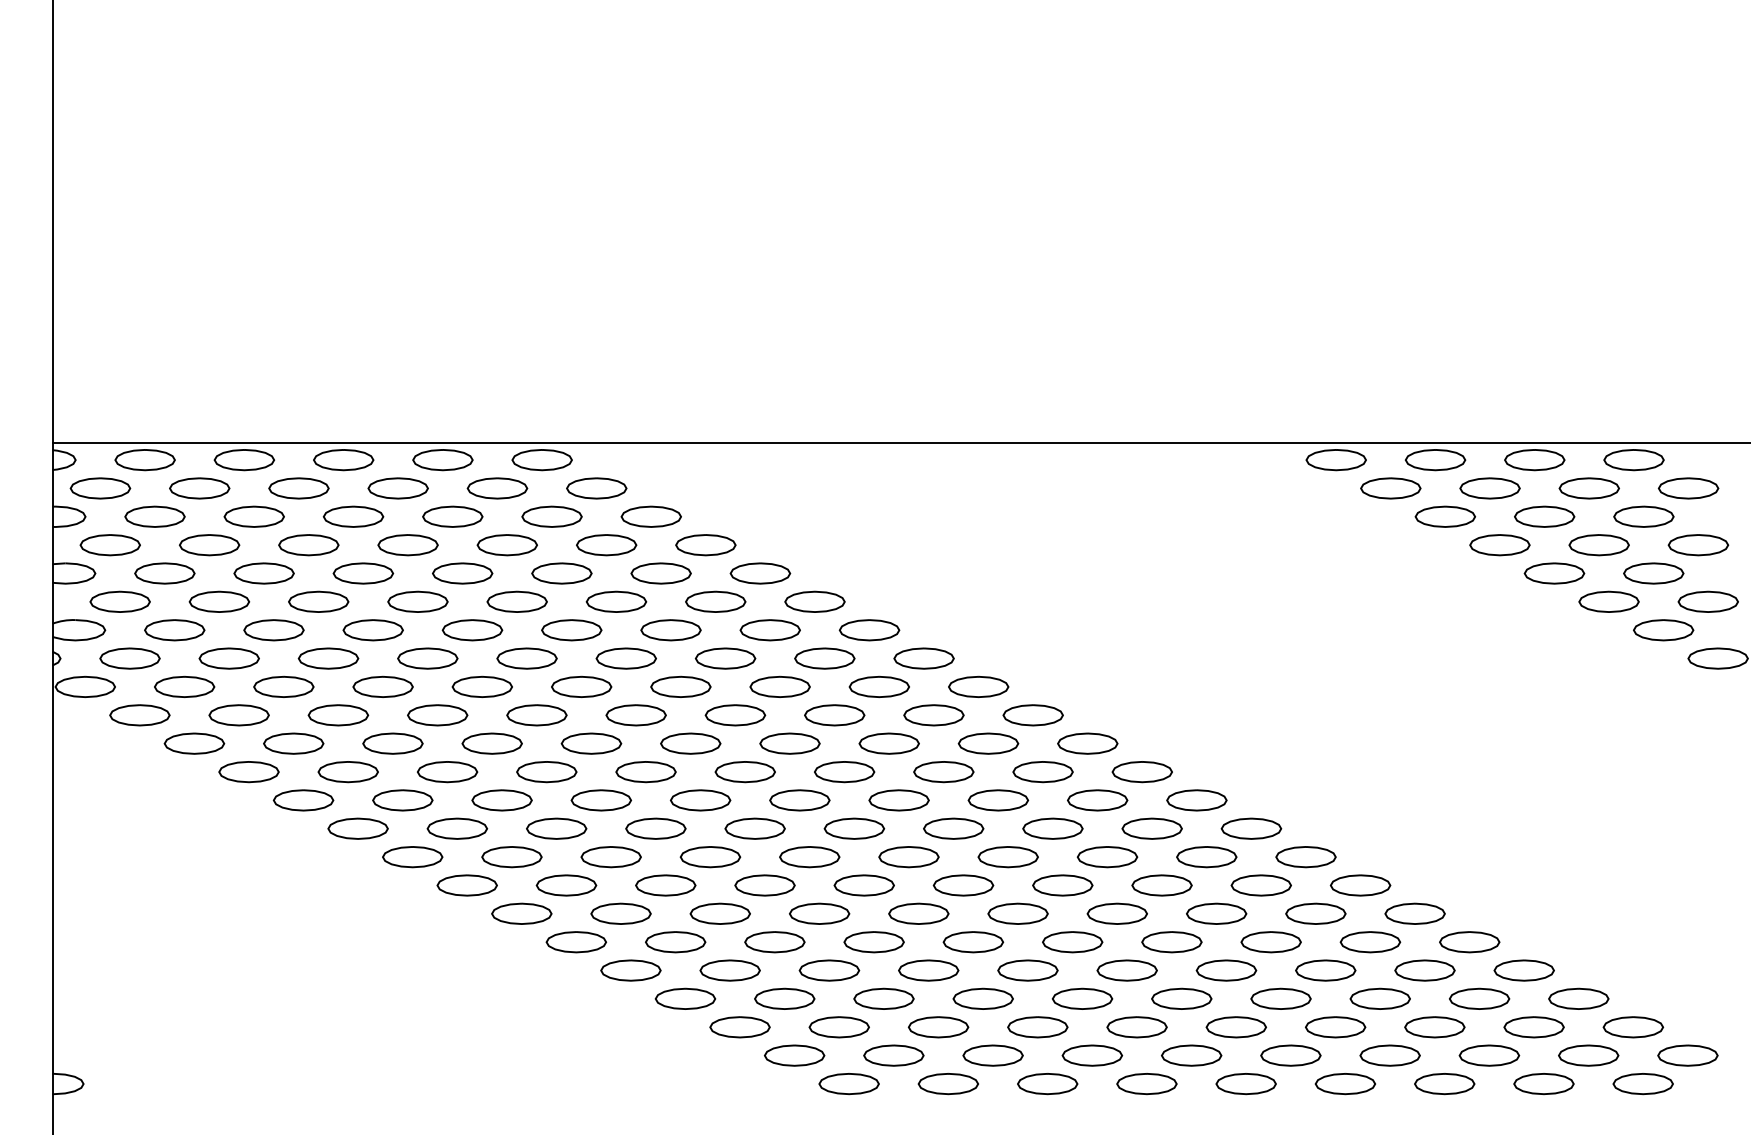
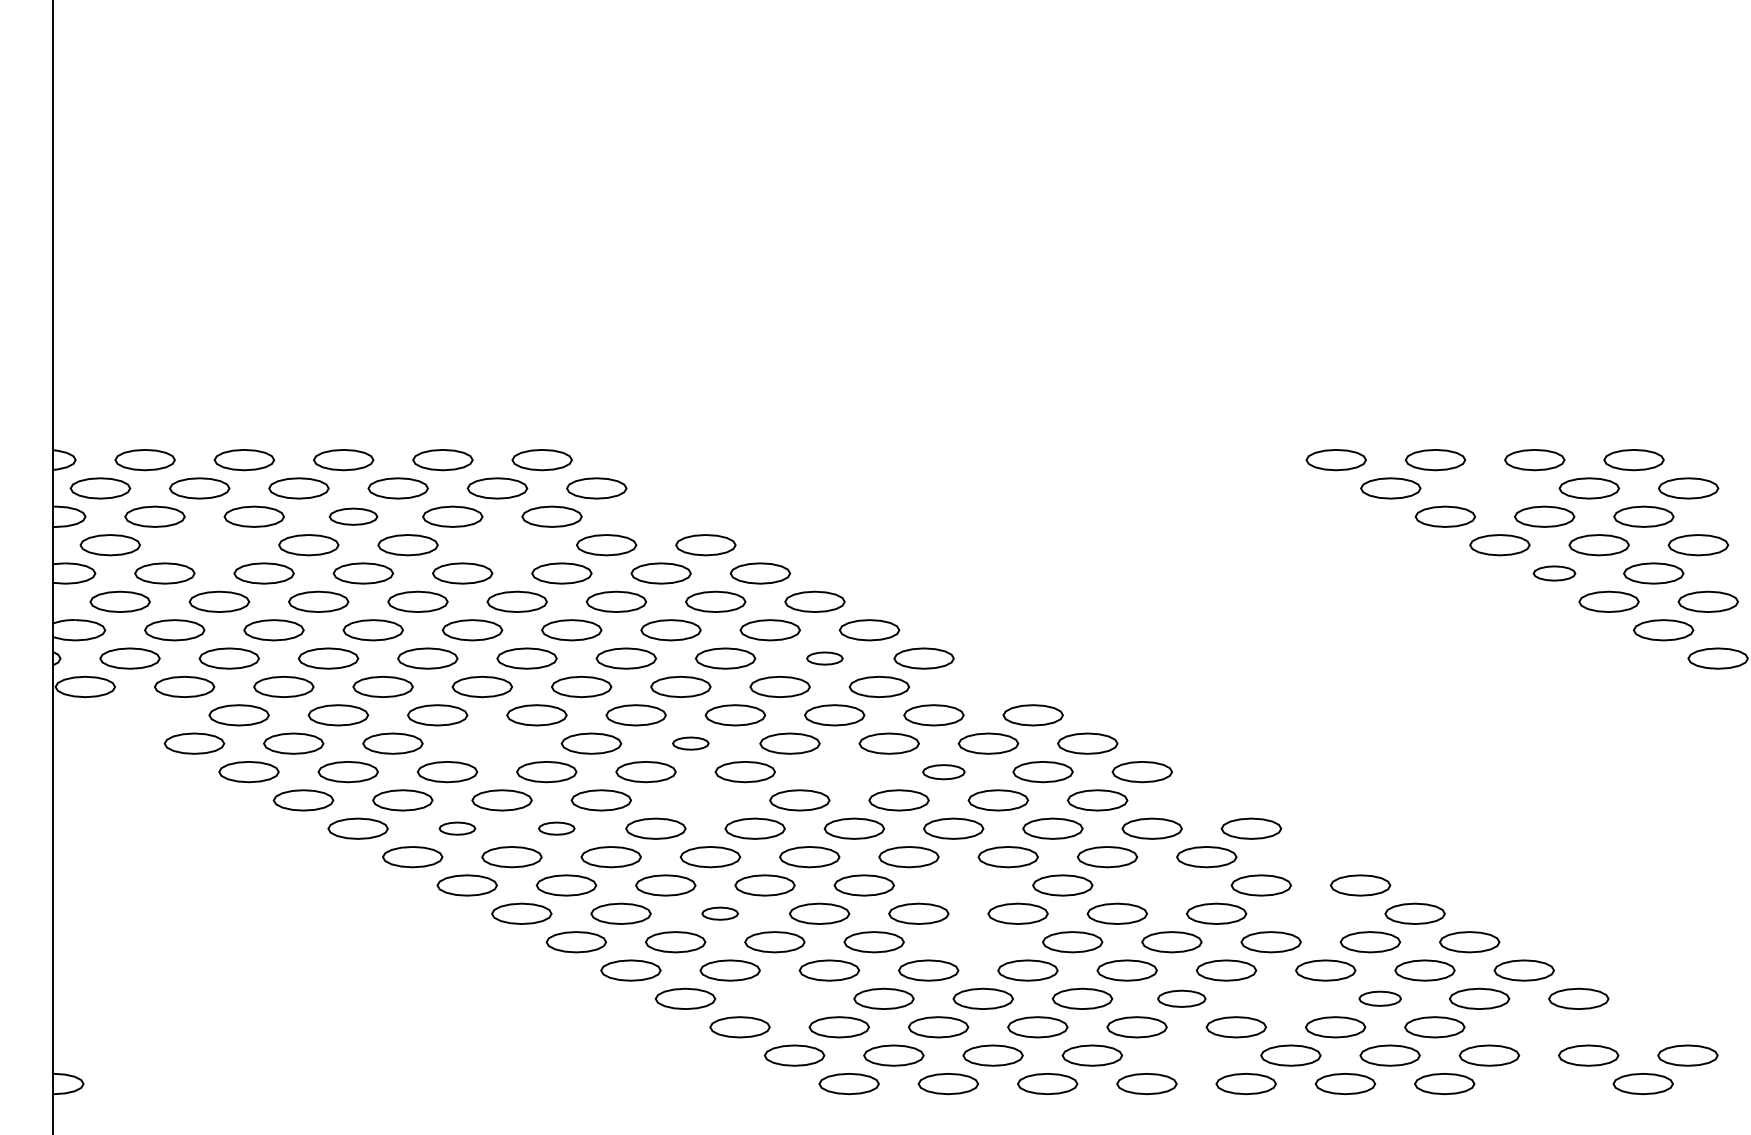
line: present -> none (899, 442)
part: present -> none (1489, 488)
part size: 63x23 px -> 51x19 px (353, 516)
part: present -> none (650, 516)
part: present -> none (209, 545)
part: present -> none (506, 545)
part size: 63x23 px -> 45x17 px (1554, 573)
part size: 62x23 px -> 38x15 px (824, 658)
part: present -> none (978, 686)
part: present -> none (139, 715)
part: present -> none (491, 743)
part size: 62x23 px -> 38x15 px (690, 743)
part: present -> none (844, 772)
part size: 62x23 px -> 44x17 px (943, 772)
part: present -> none (700, 800)
part: present -> none (1196, 800)
part size: 63x23 px -> 39x15 px (457, 828)
part size: 62x23 px -> 38x15 px (556, 828)
part: present -> none (1305, 857)
part: present -> none (963, 885)
part: present -> none (1161, 885)
part size: 62x23 px -> 38x15 px (719, 913)
part: present -> none (1315, 913)
part: present -> none (973, 942)
part: present -> none (784, 998)
part size: 62x23 px -> 50x19 px (1181, 998)
part: present -> none (1280, 998)
part size: 62x23 px -> 44x17 px (1379, 998)
part: present -> none (1533, 1027)
part: present -> none (1633, 1027)
part: present -> none (1191, 1055)
part: present -> none (1543, 1084)
